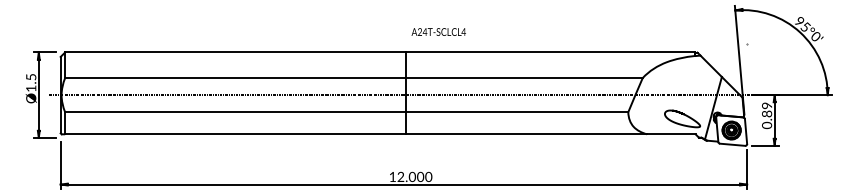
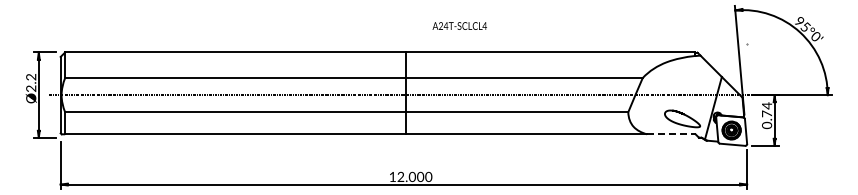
text position: (438, 31) -> (459, 25) (459, 25)
text: Ø1.5 -> Ø2.2 (31, 82)
text: 0.89 -> 0.74 (767, 109)
line: solid -> dashed (671, 134)
